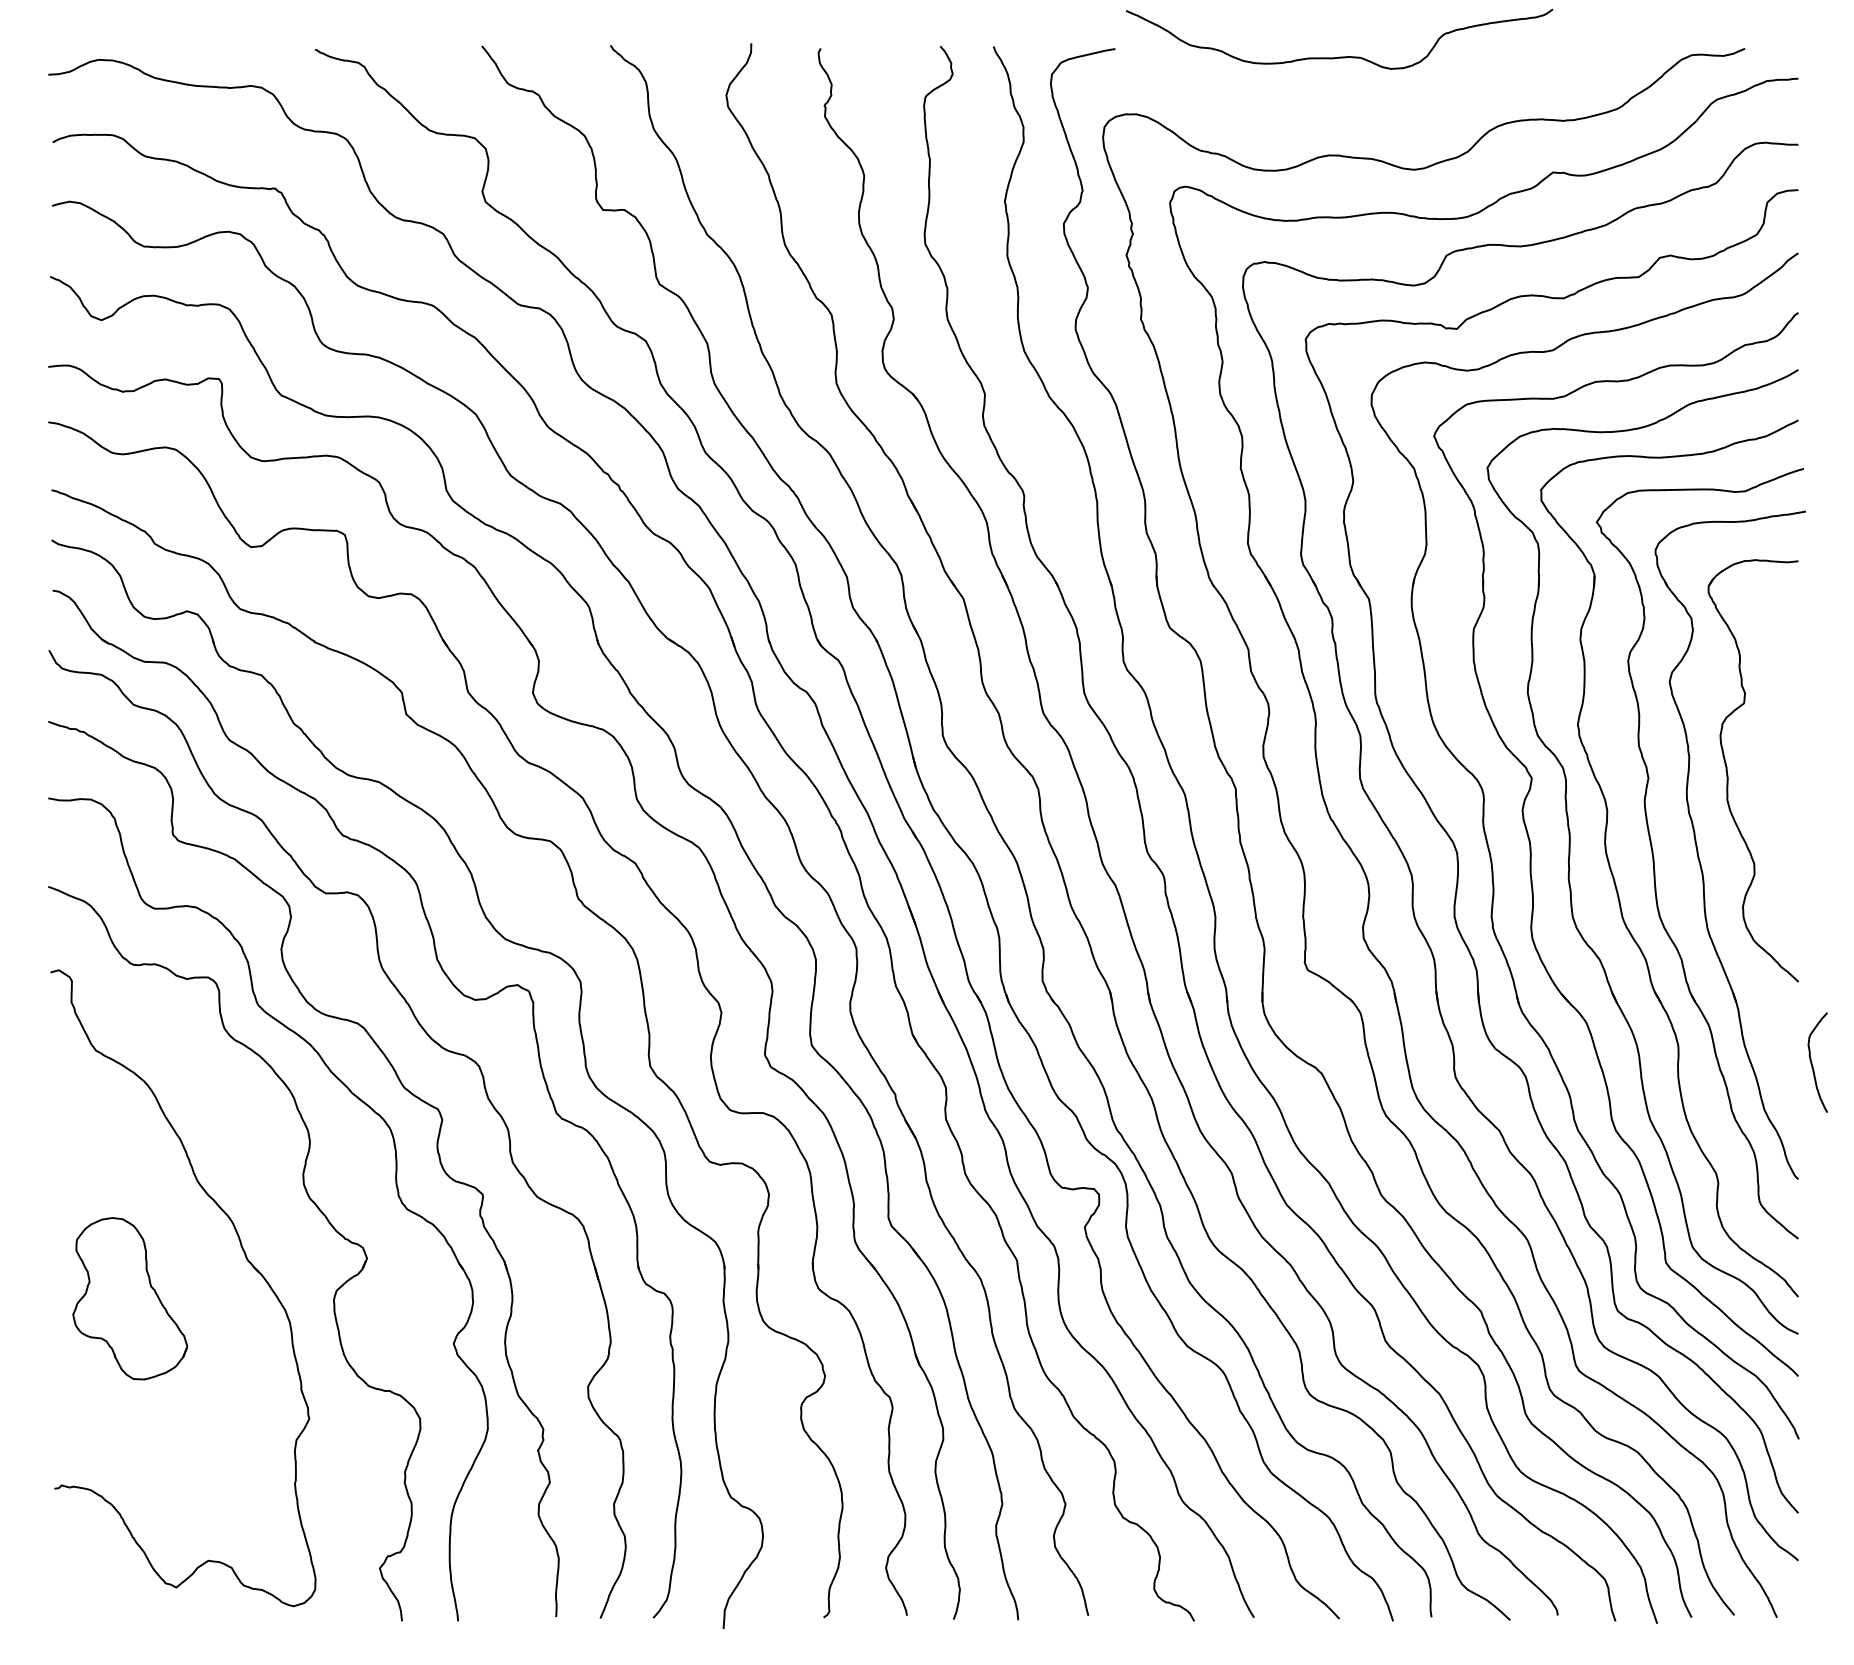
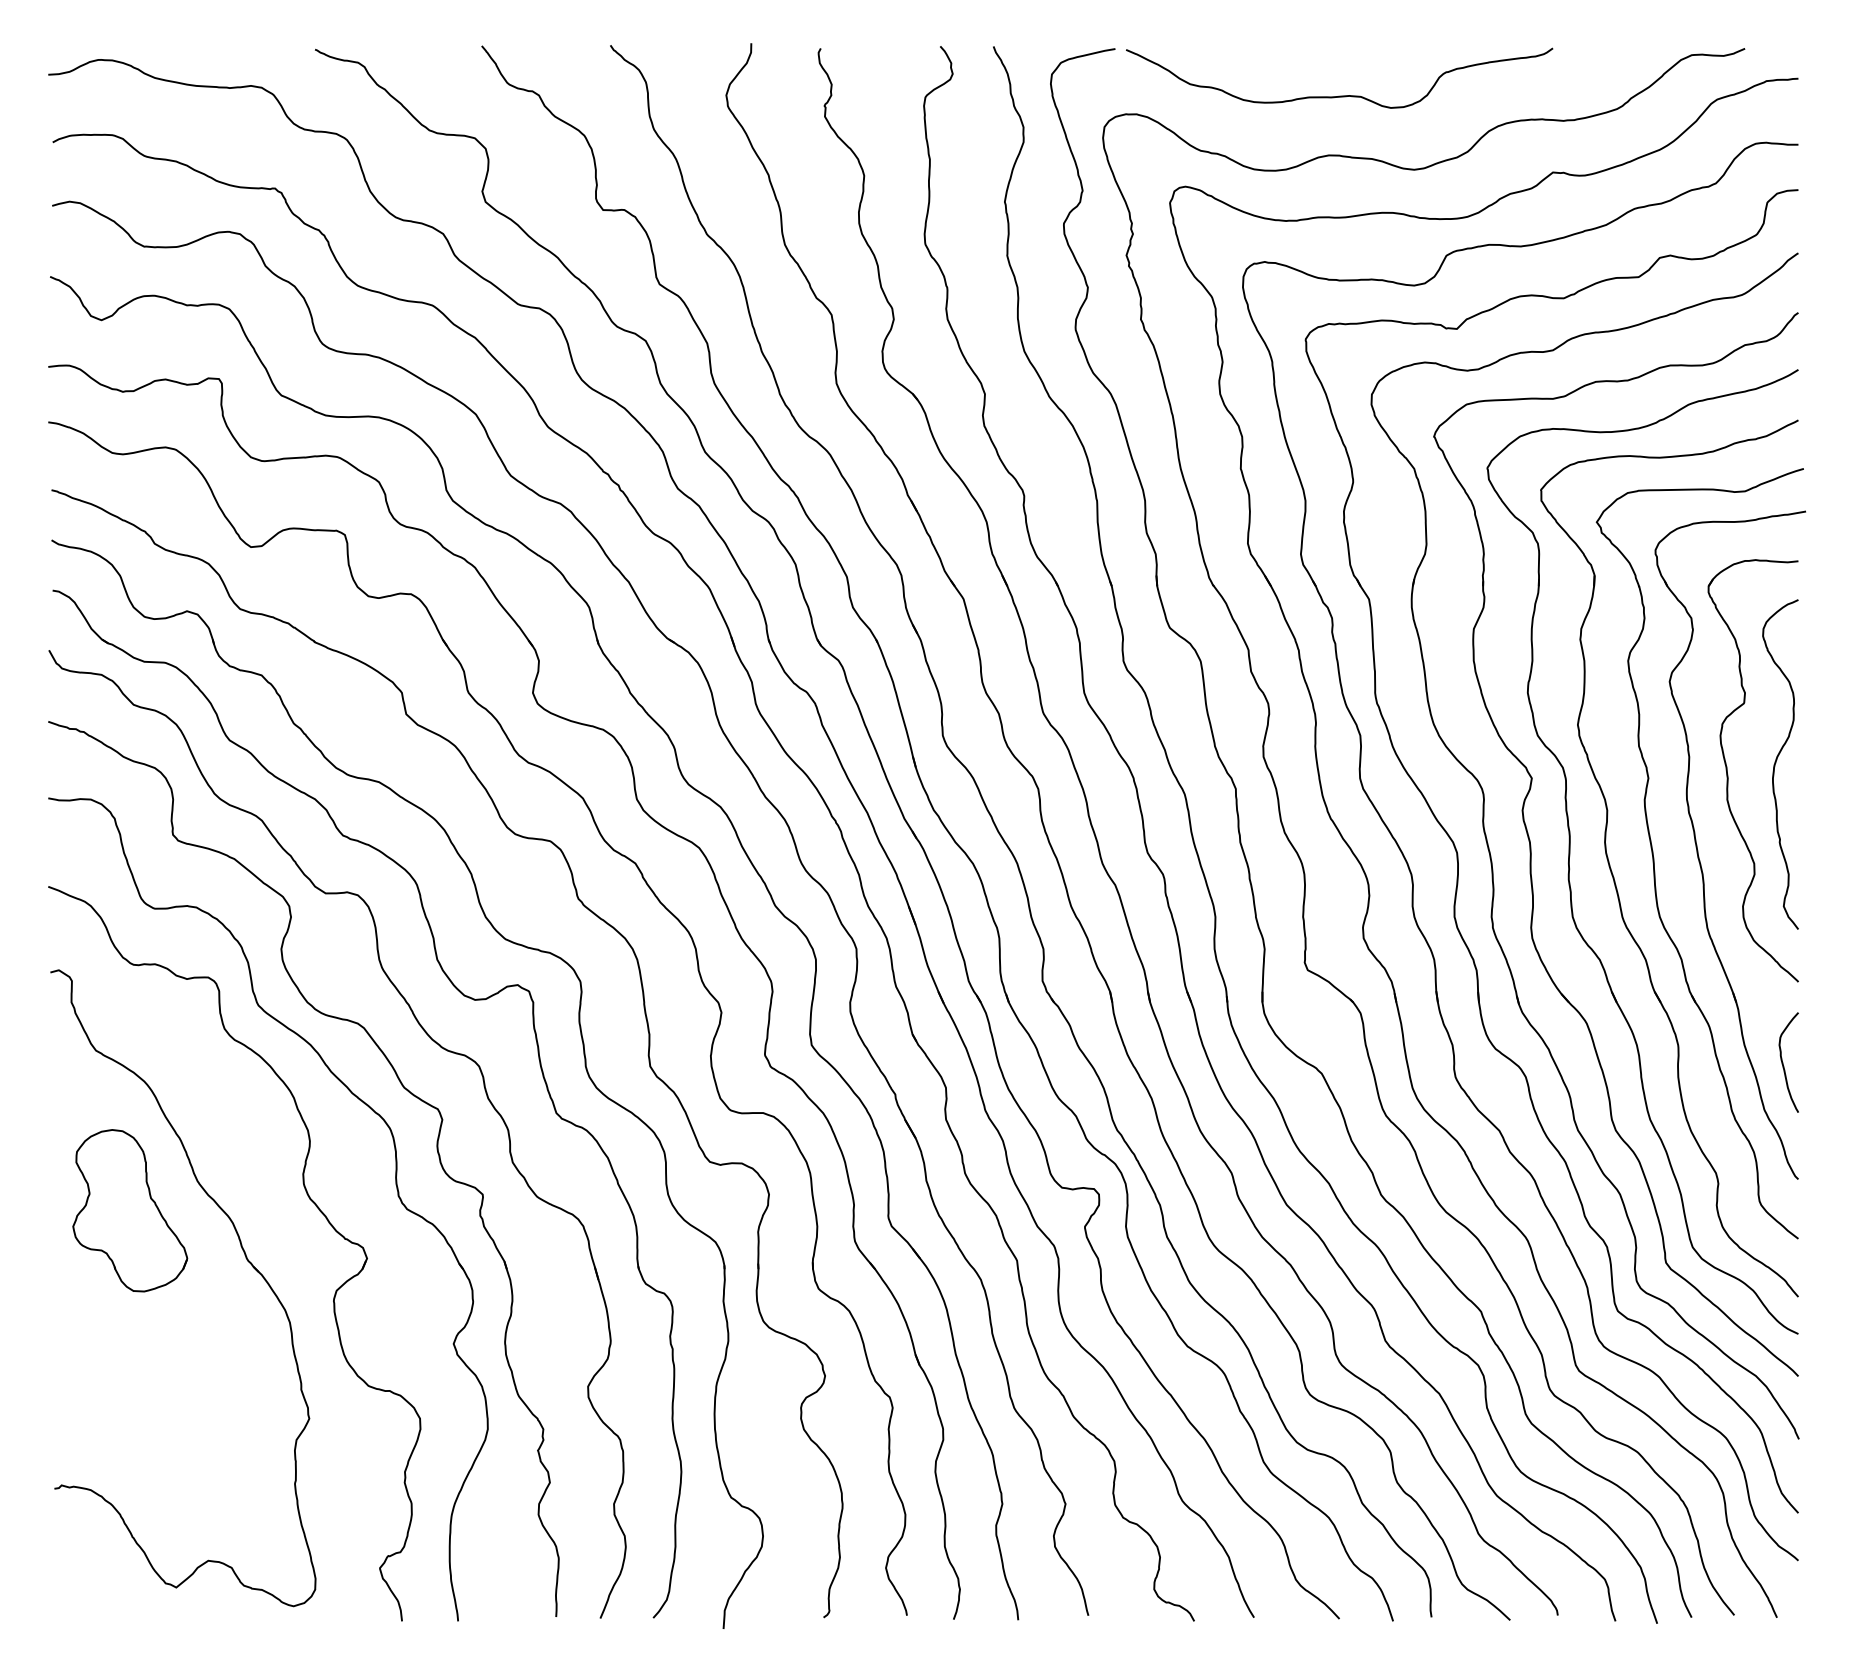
curve position: (1339, 56) -> (1339, 95) (1339, 95)
curve: none -> present (1776, 763)
curve position: (1812, 1062) -> (1783, 1062) (1783, 1062)
part position: (130, 1298) -> (130, 1210) (130, 1210)
